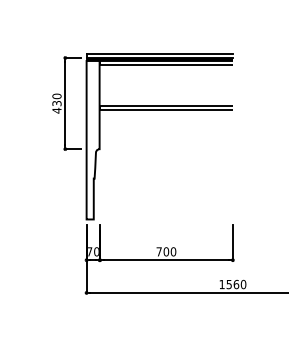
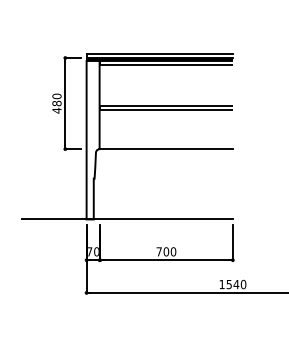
text: 430 -> 480 (56, 103)
line: none -> present (165, 149)
line: none -> present (127, 219)
text: 1560 -> 1540 (236, 284)
